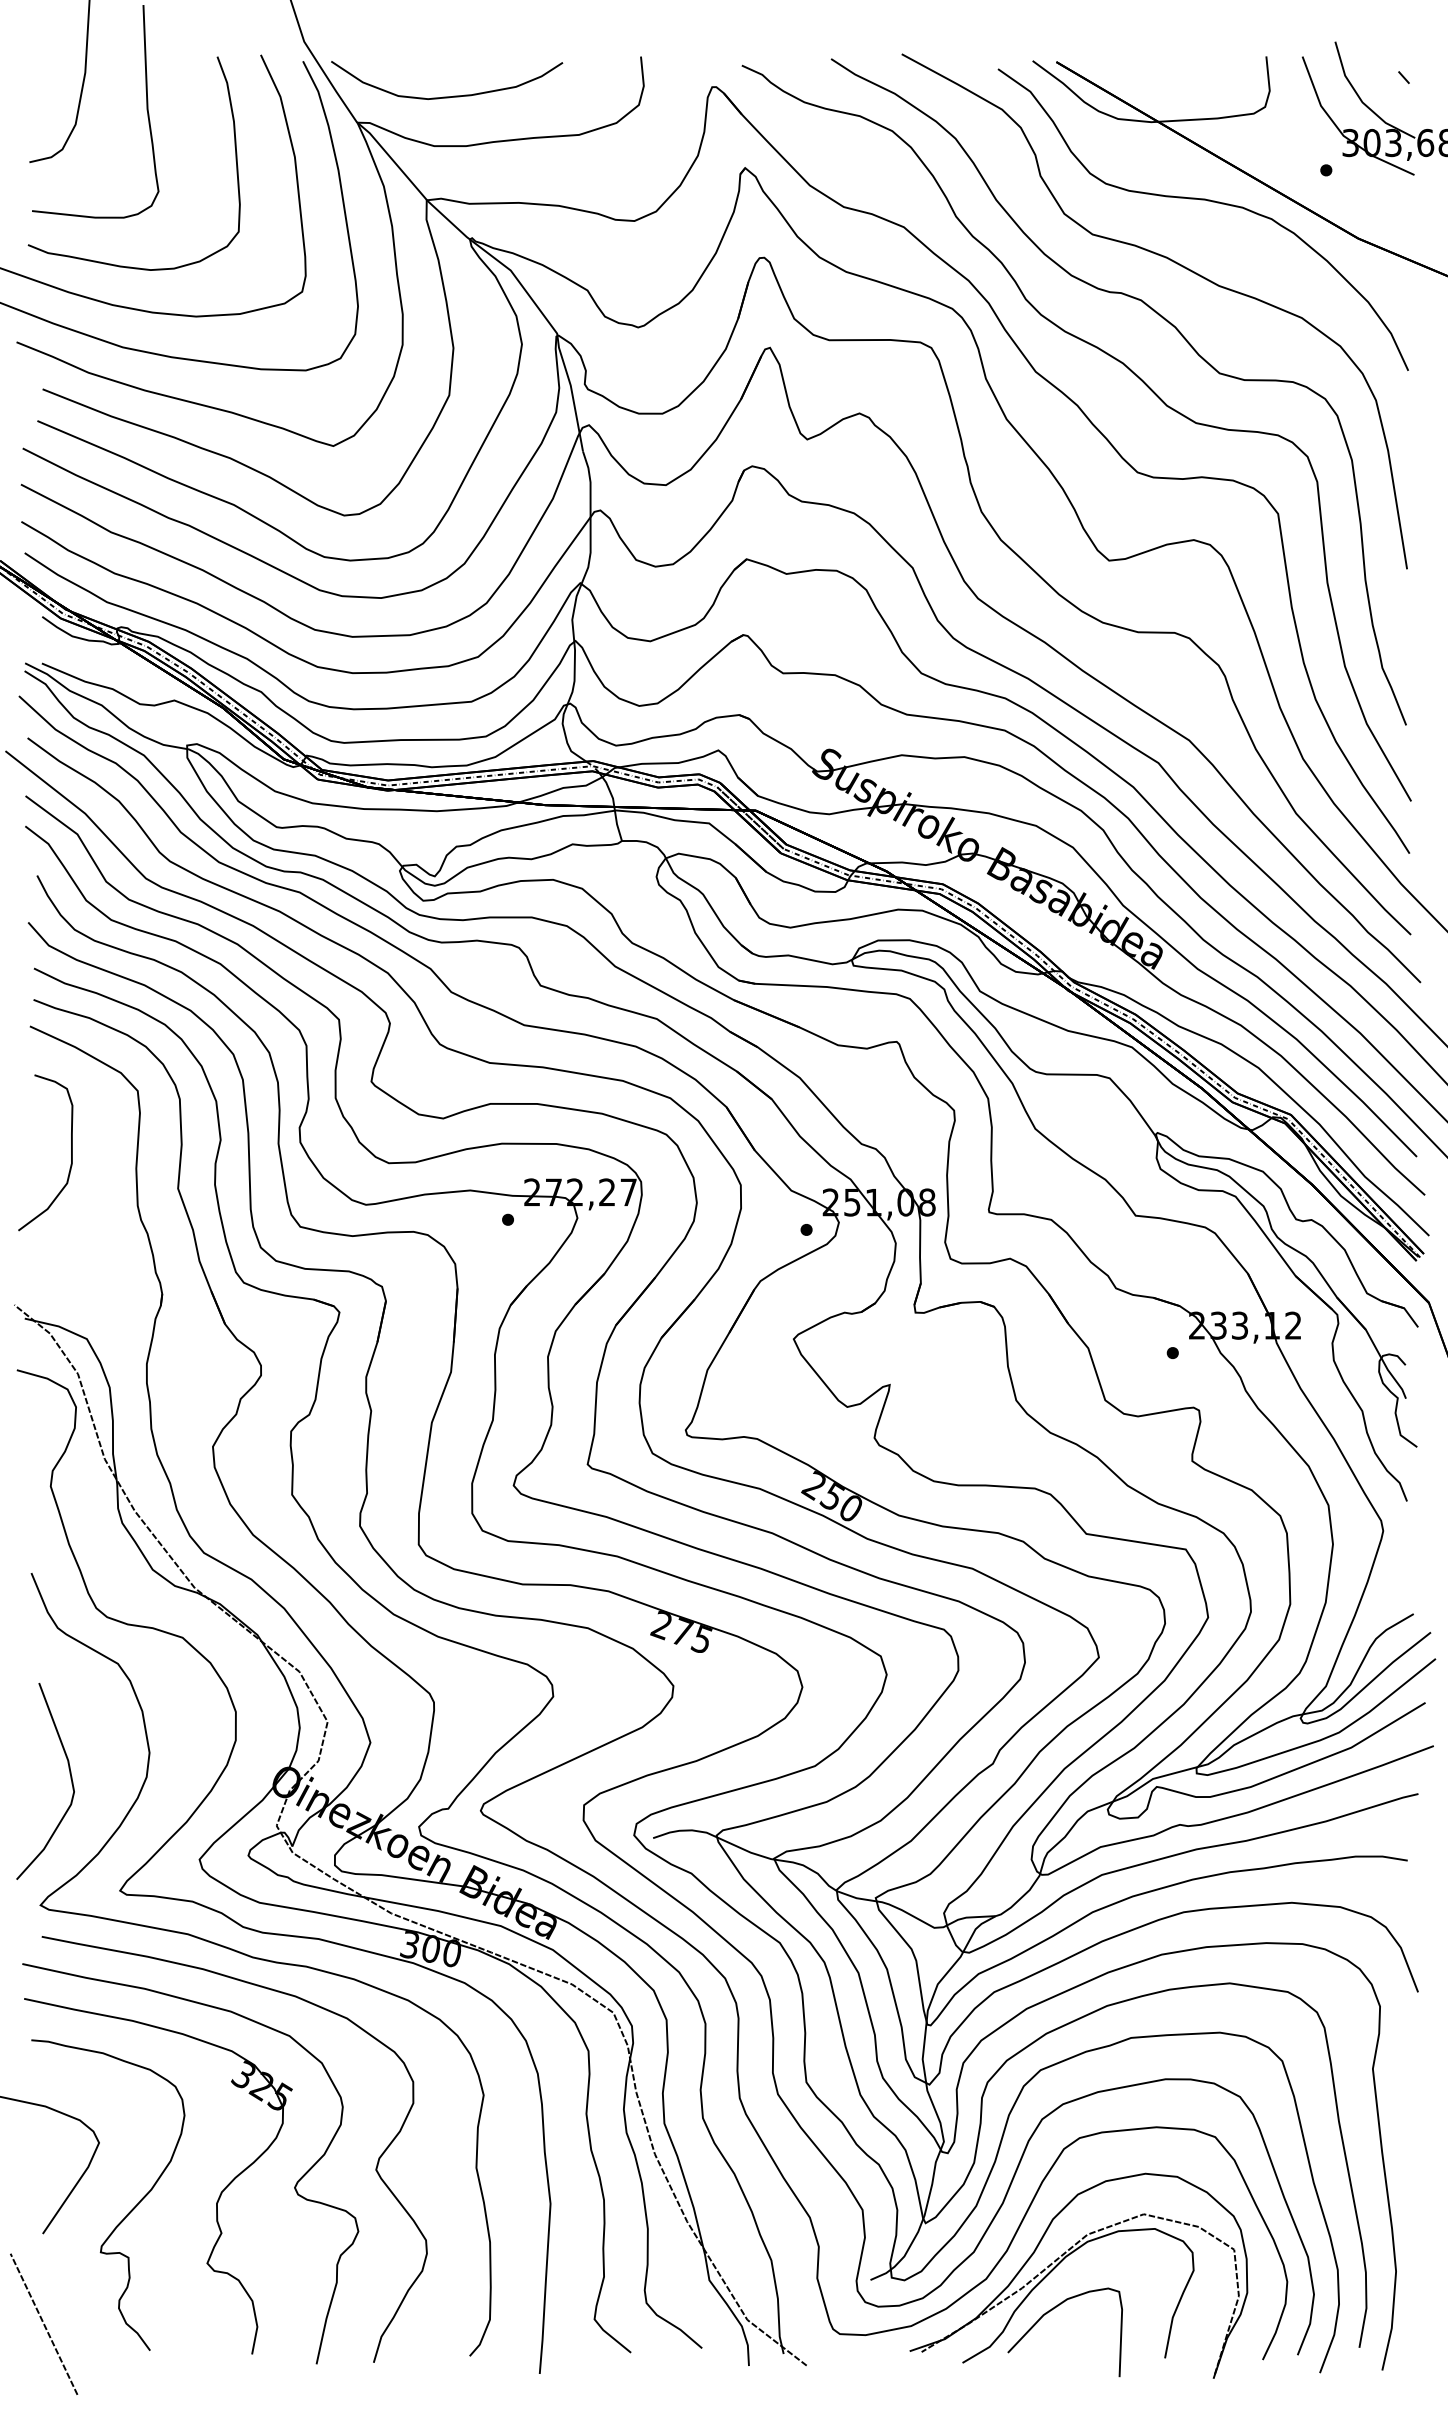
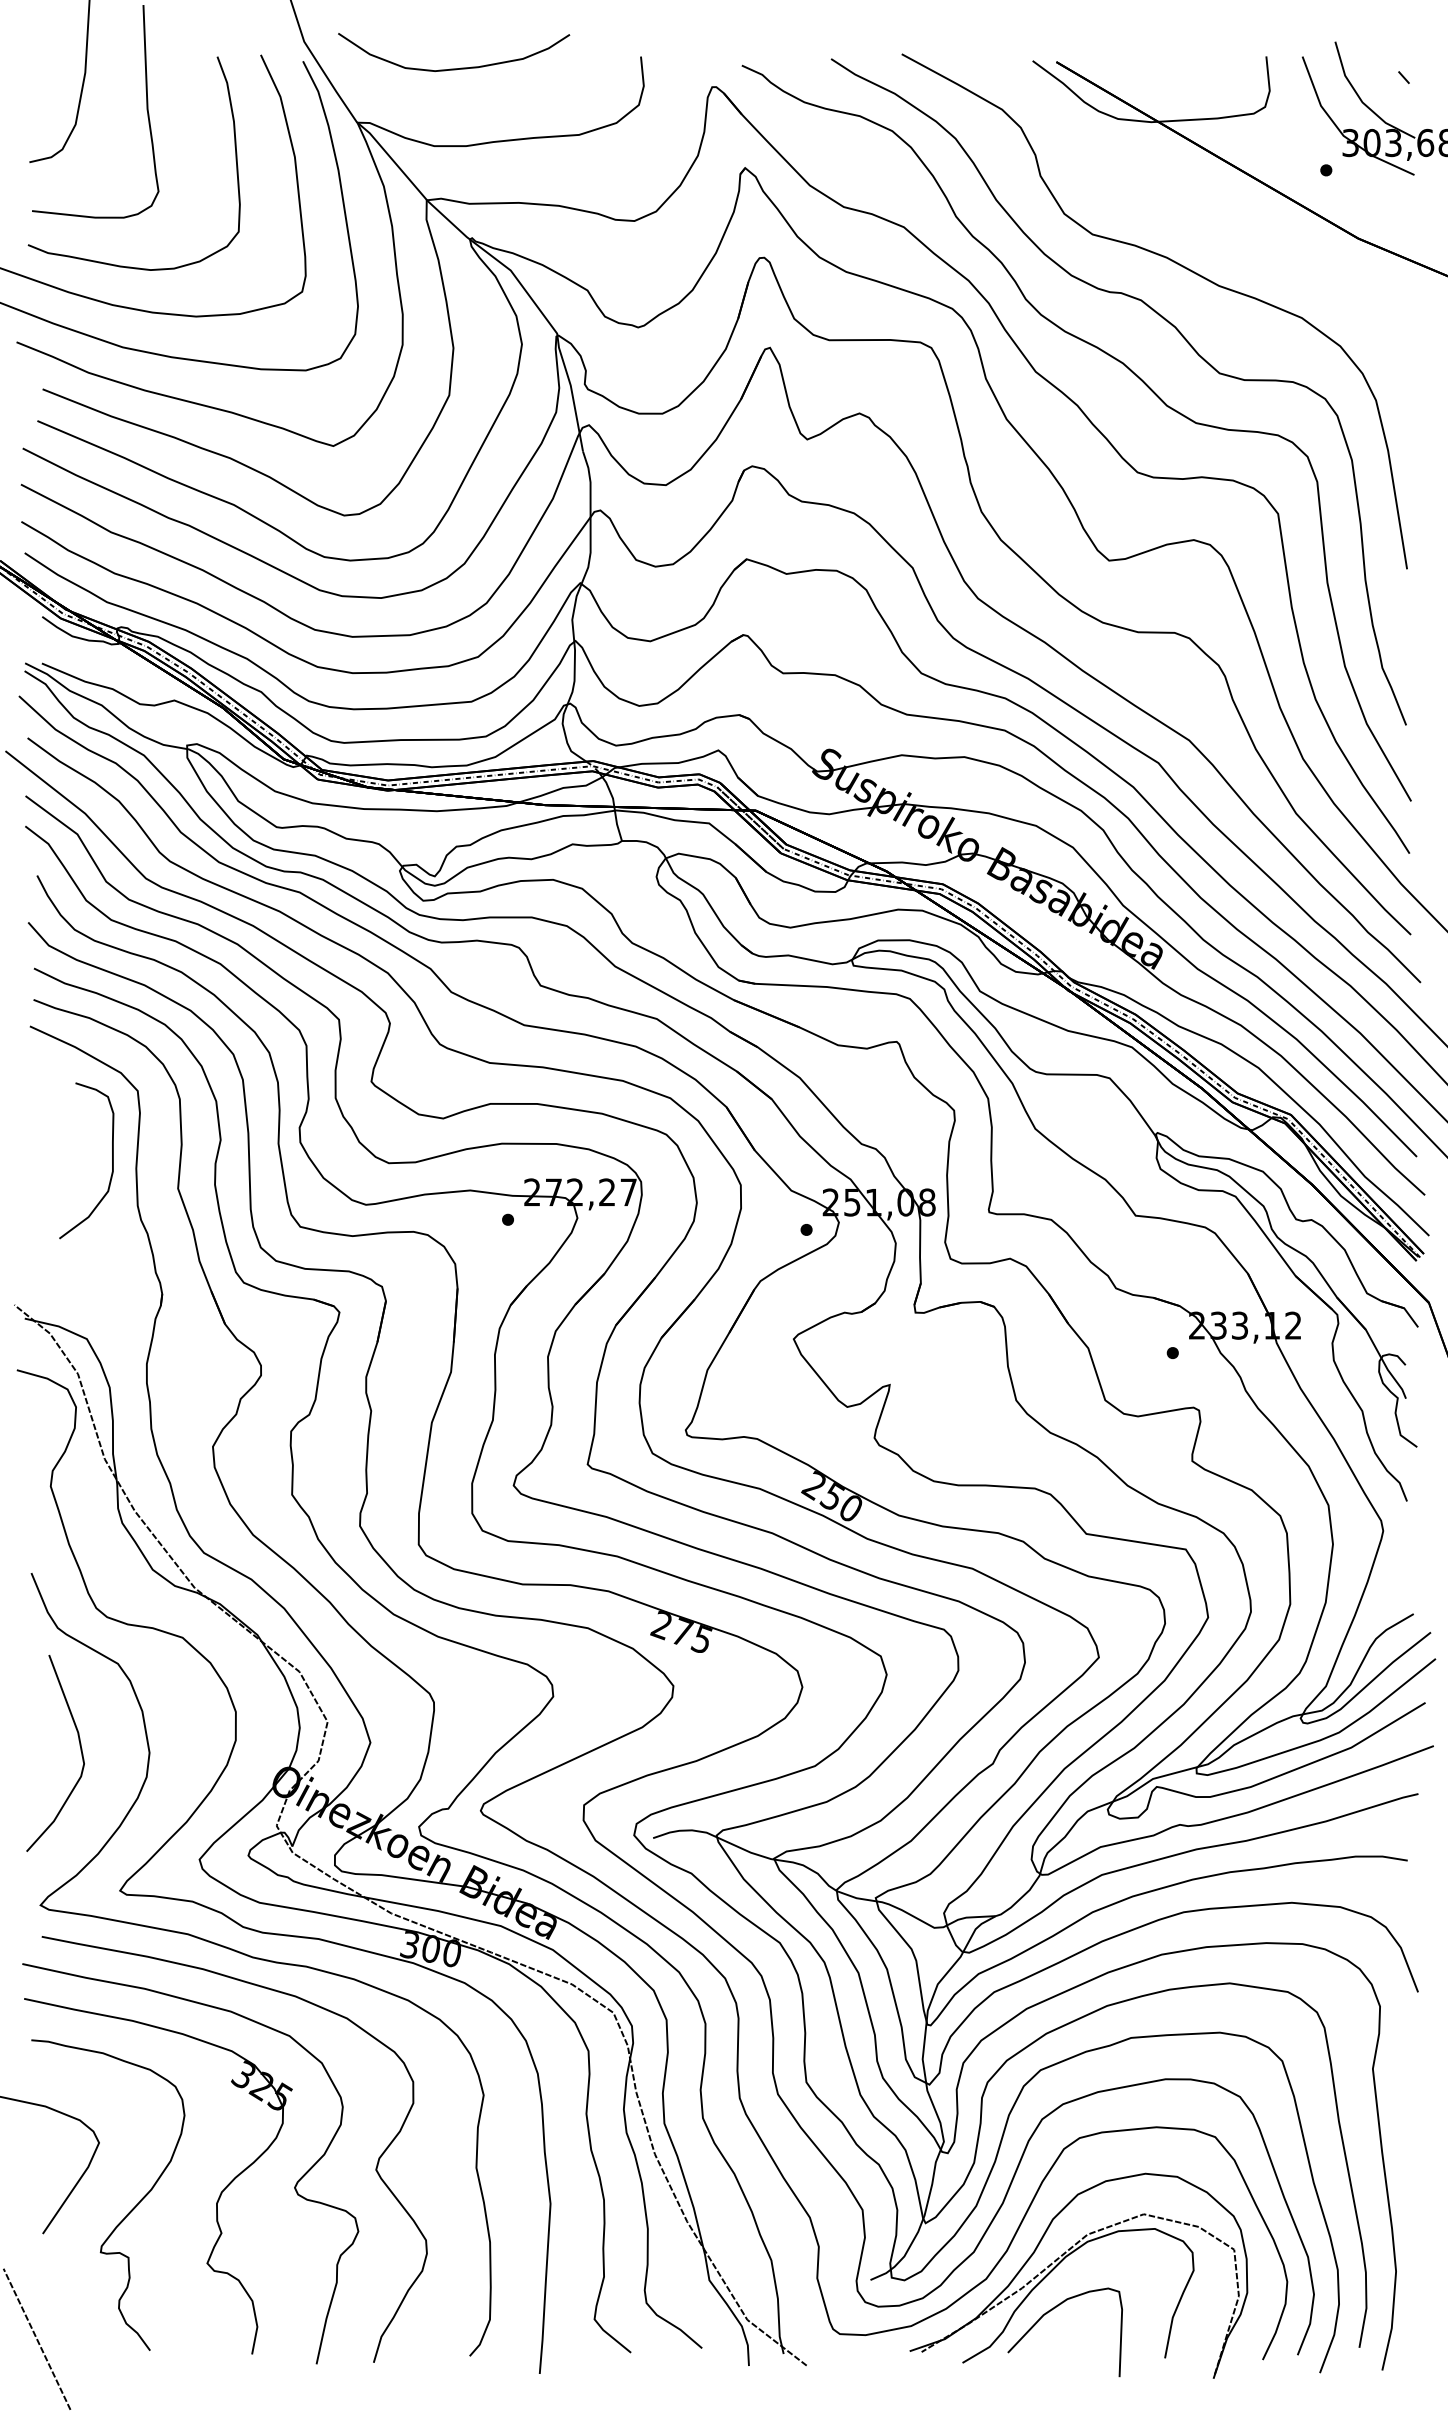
curve position: (447, 96) -> (454, 68) (454, 68)
curve: present -> none (1207, 201)
curve position: (71, 1152) -> (112, 1160) (112, 1160)
curve position: (70, 1779) -> (80, 1751) (80, 1751)
line position: (44, 2323) -> (37, 2338) (37, 2338)
